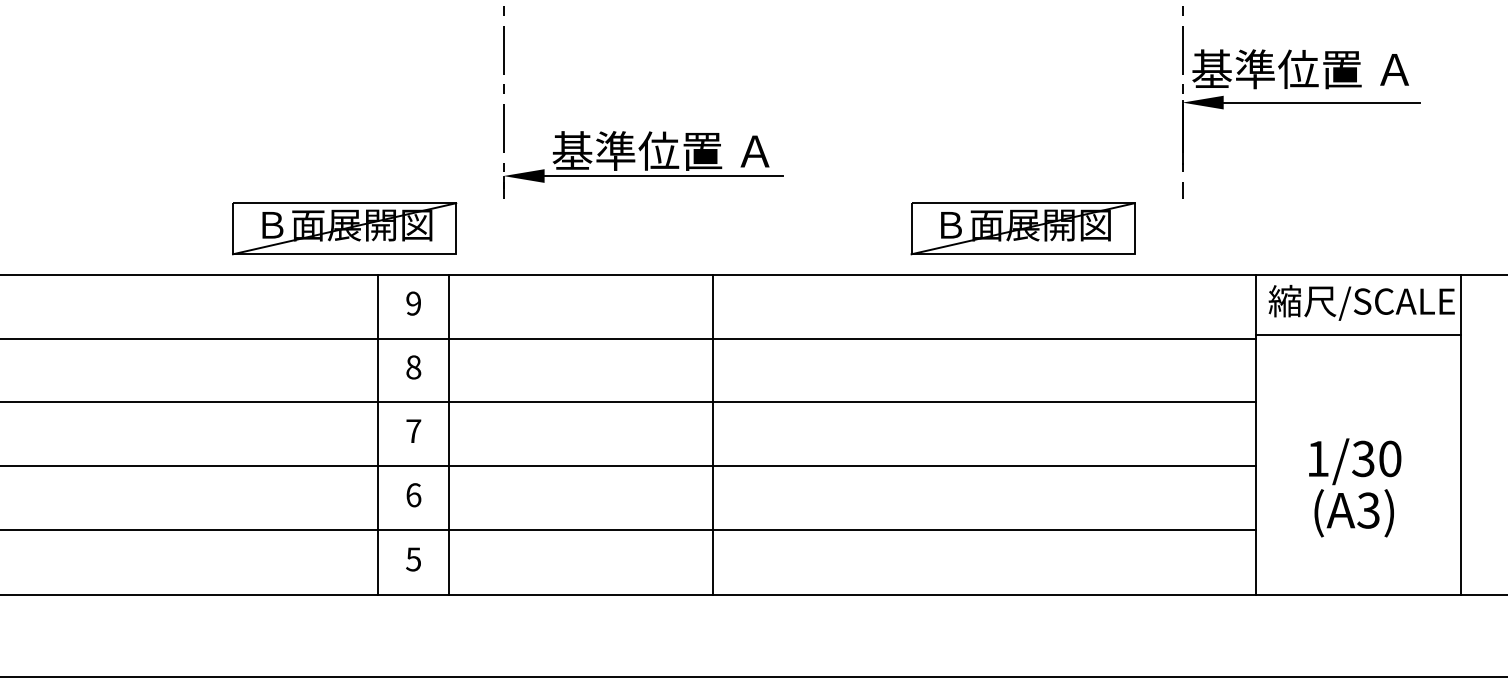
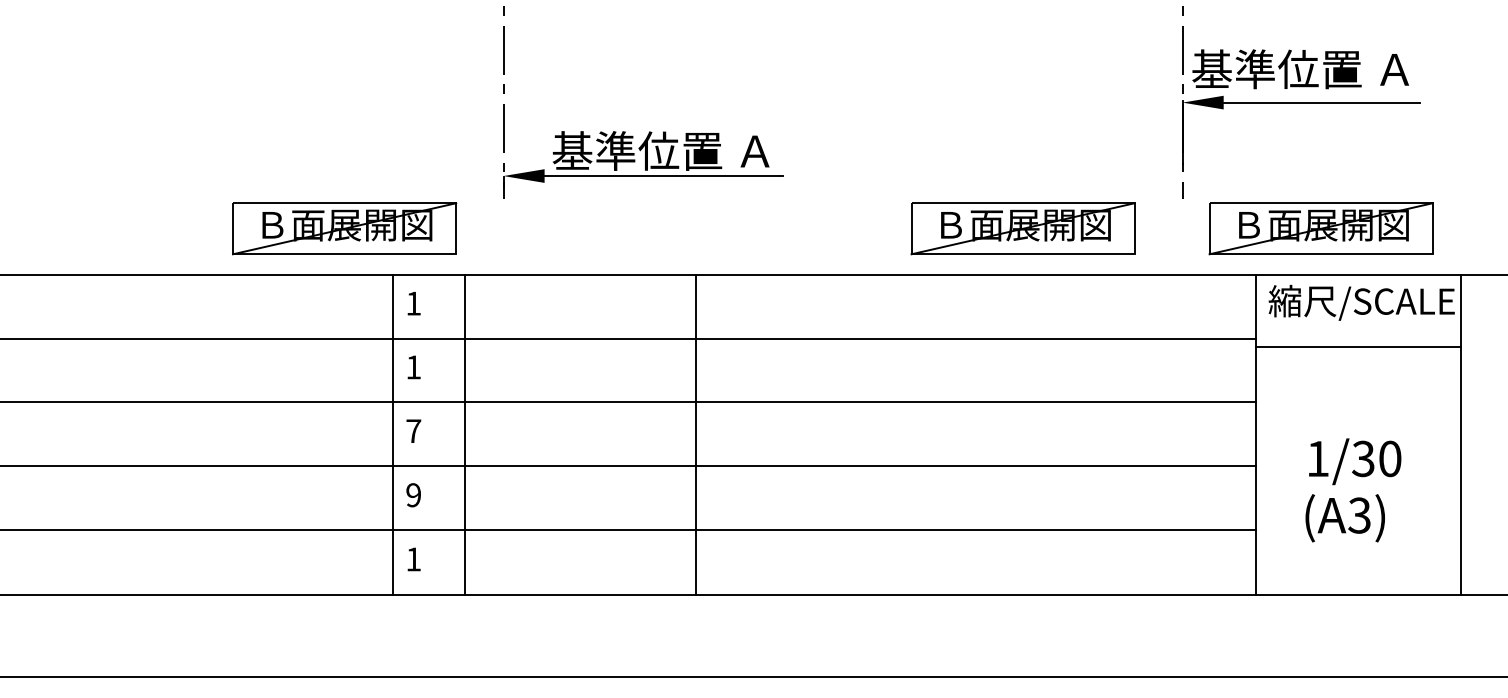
part: none -> present (1320, 228)
text: 9 -> 1 (413, 303)
line position: (1358, 335) -> (1358, 347) (1358, 347)
text: 8 -> 1 (413, 367)
line position: (378, 434) -> (393, 434) (393, 434)
line position: (449, 434) -> (465, 434) (465, 434)
line position: (713, 434) -> (696, 434) (696, 434)
text: 6 -> 9 (413, 495)
text position: (1353, 513) -> (1344, 518) (1344, 518)
text: 5 -> 1 (413, 559)
